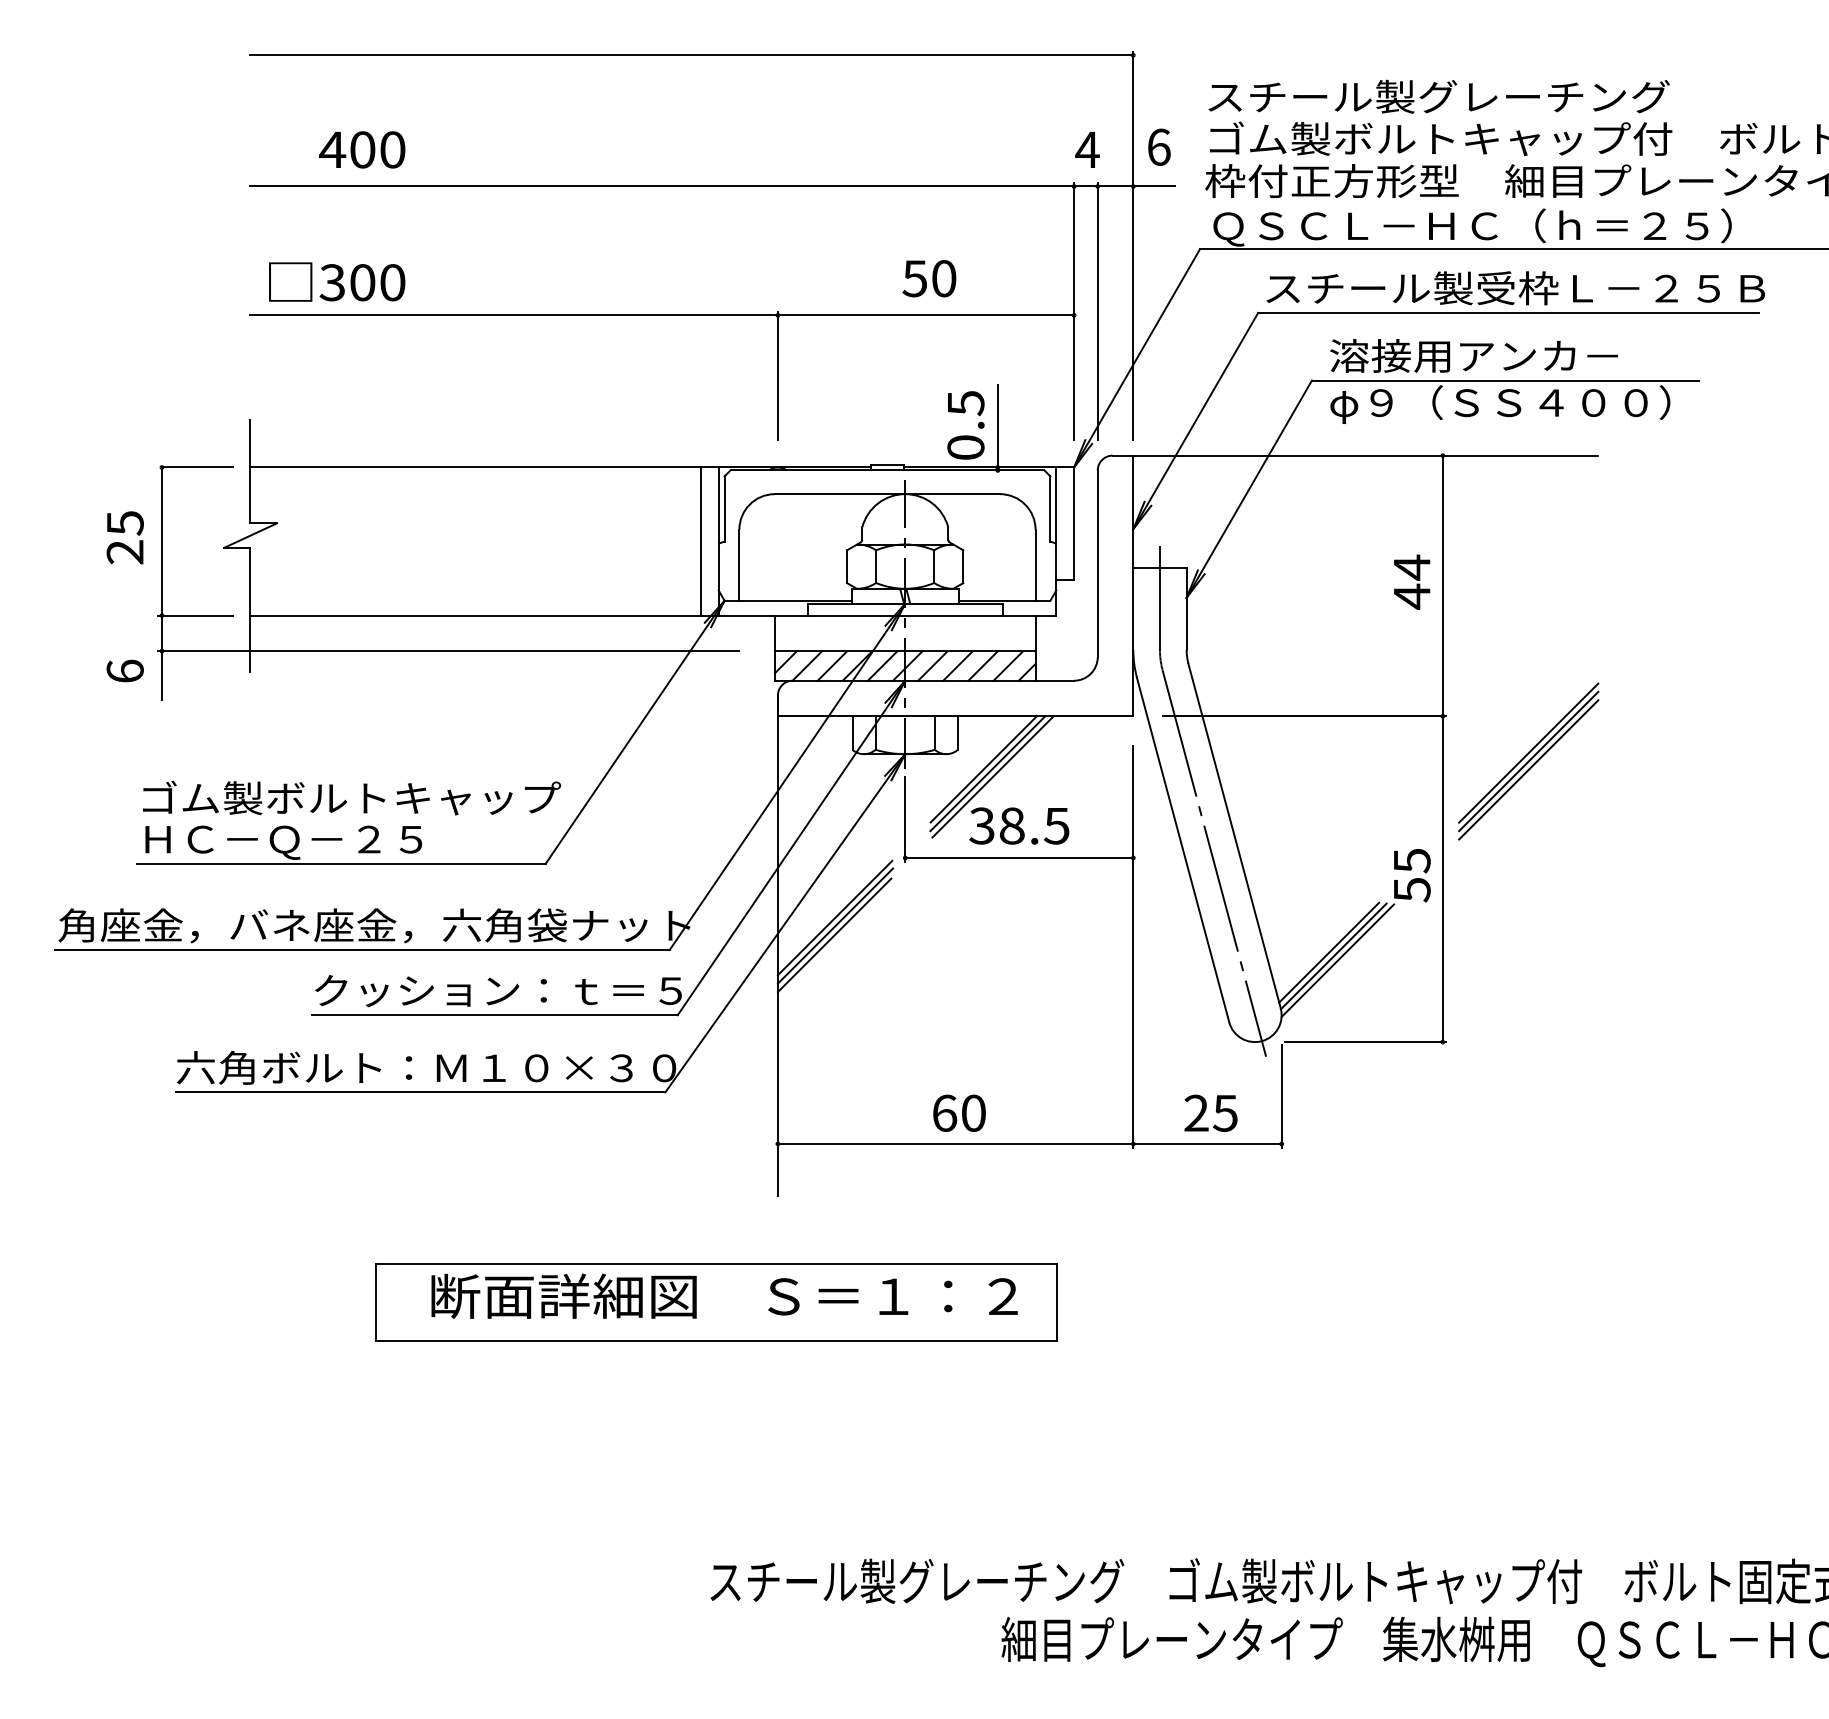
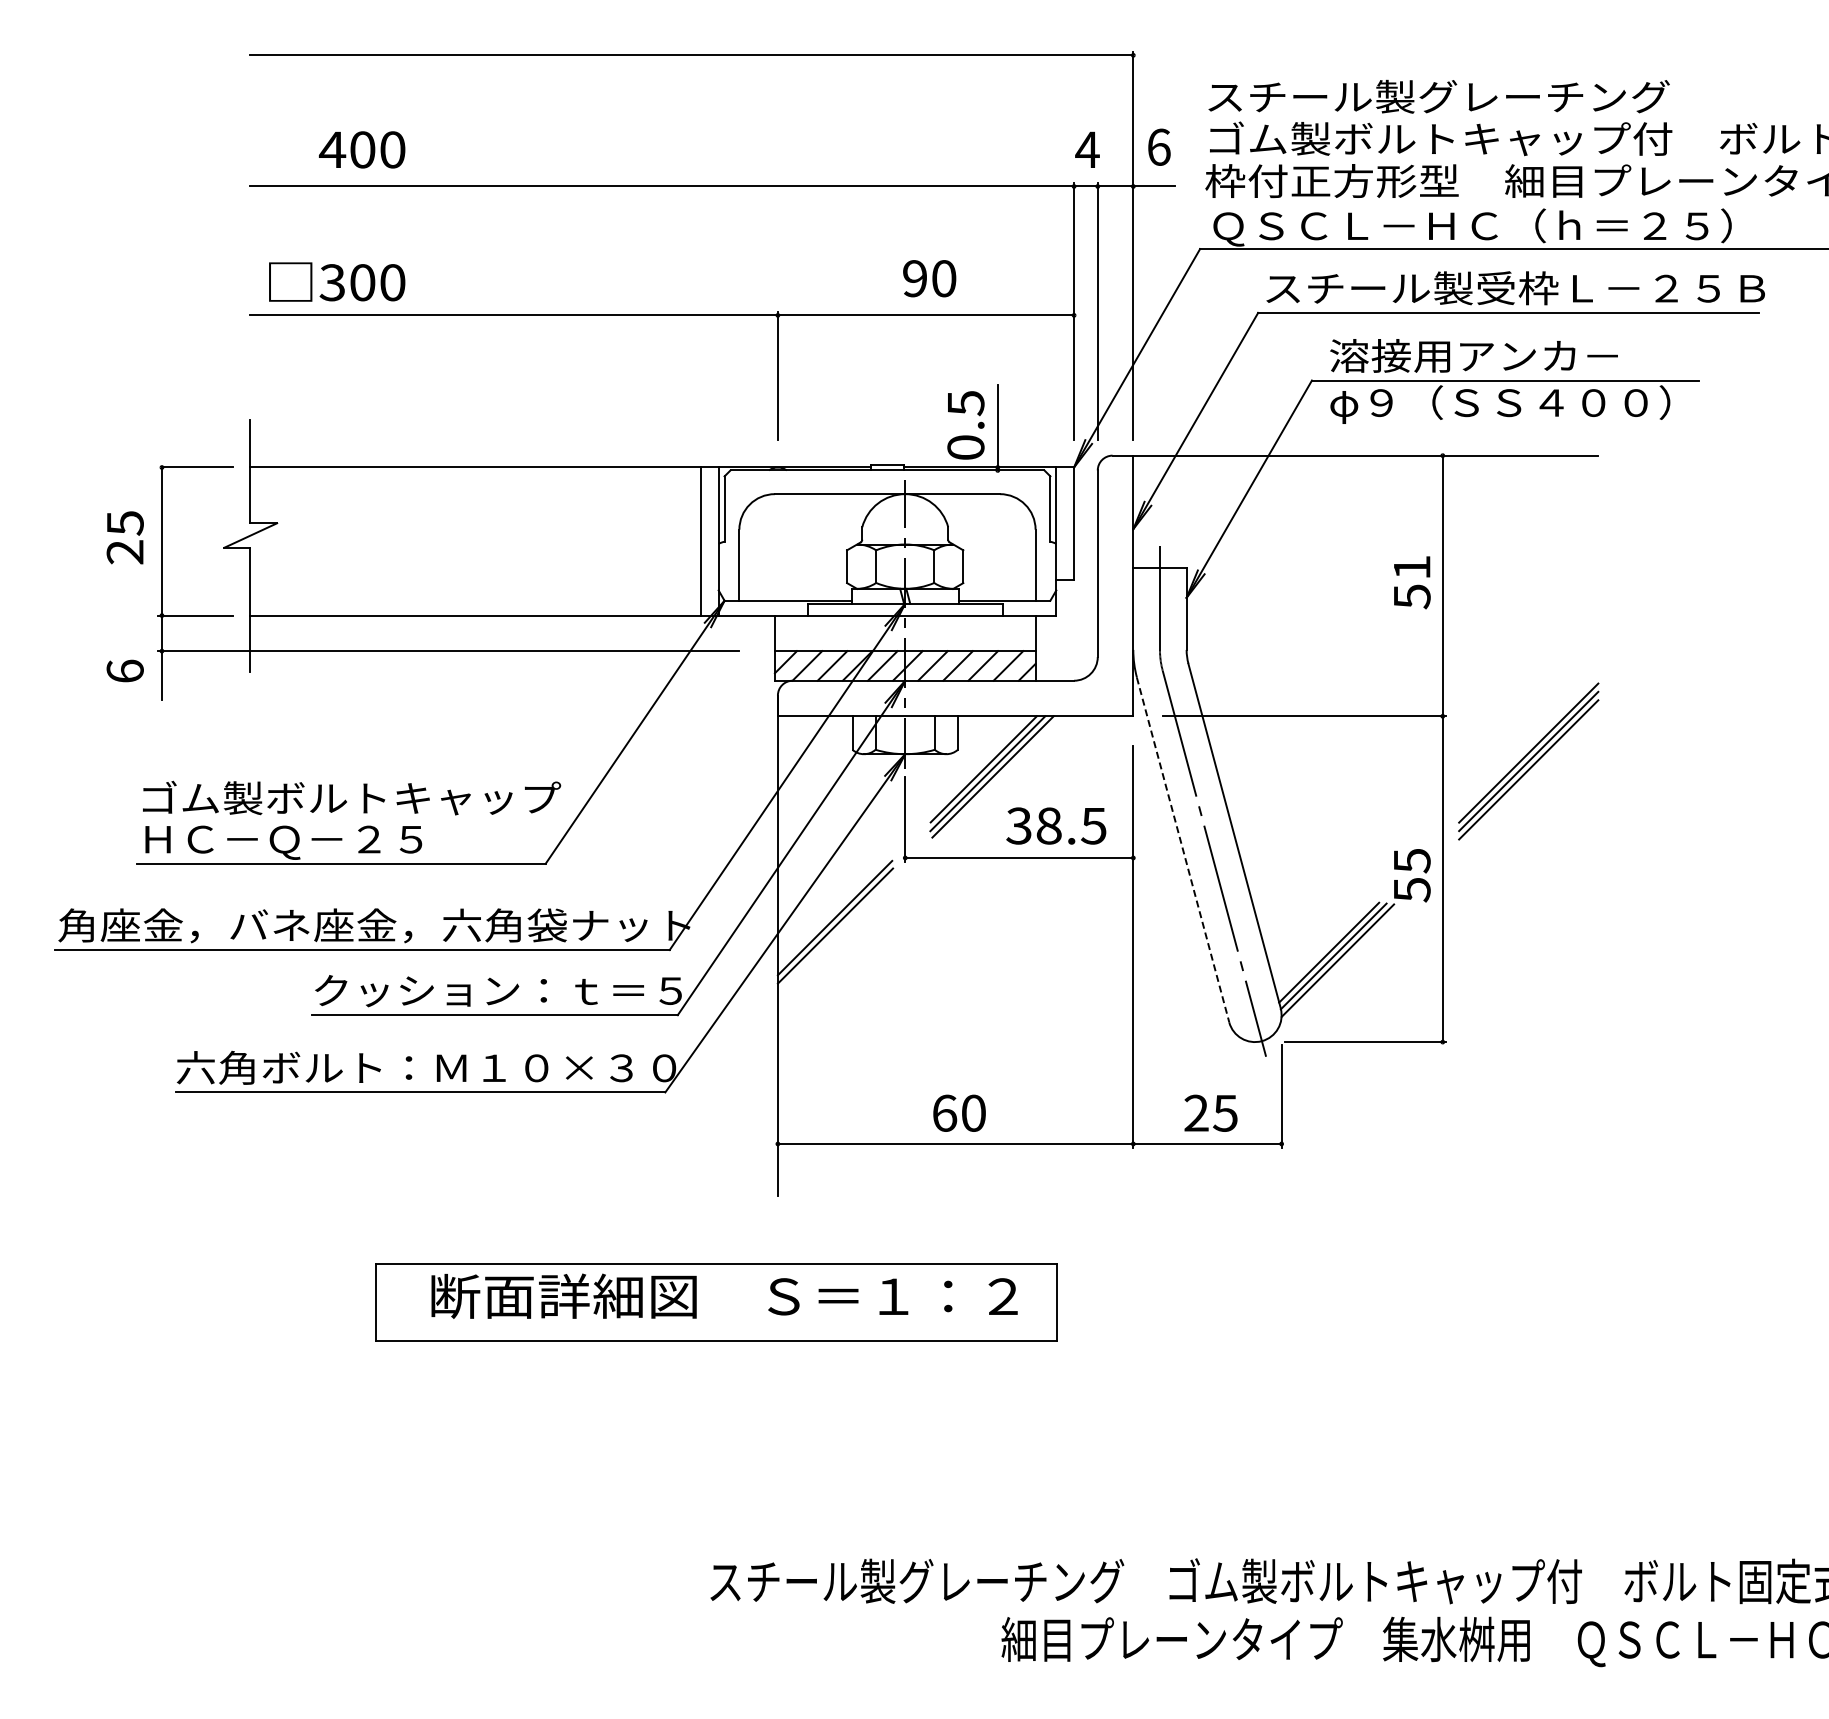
text: 50 -> 90 (914, 278)
text: 44 -> 51 (1412, 581)
text position: (1019, 825) -> (1056, 825) (1056, 825)
line: solid -> dashed (1183, 850)
line: present -> none (834, 935)
